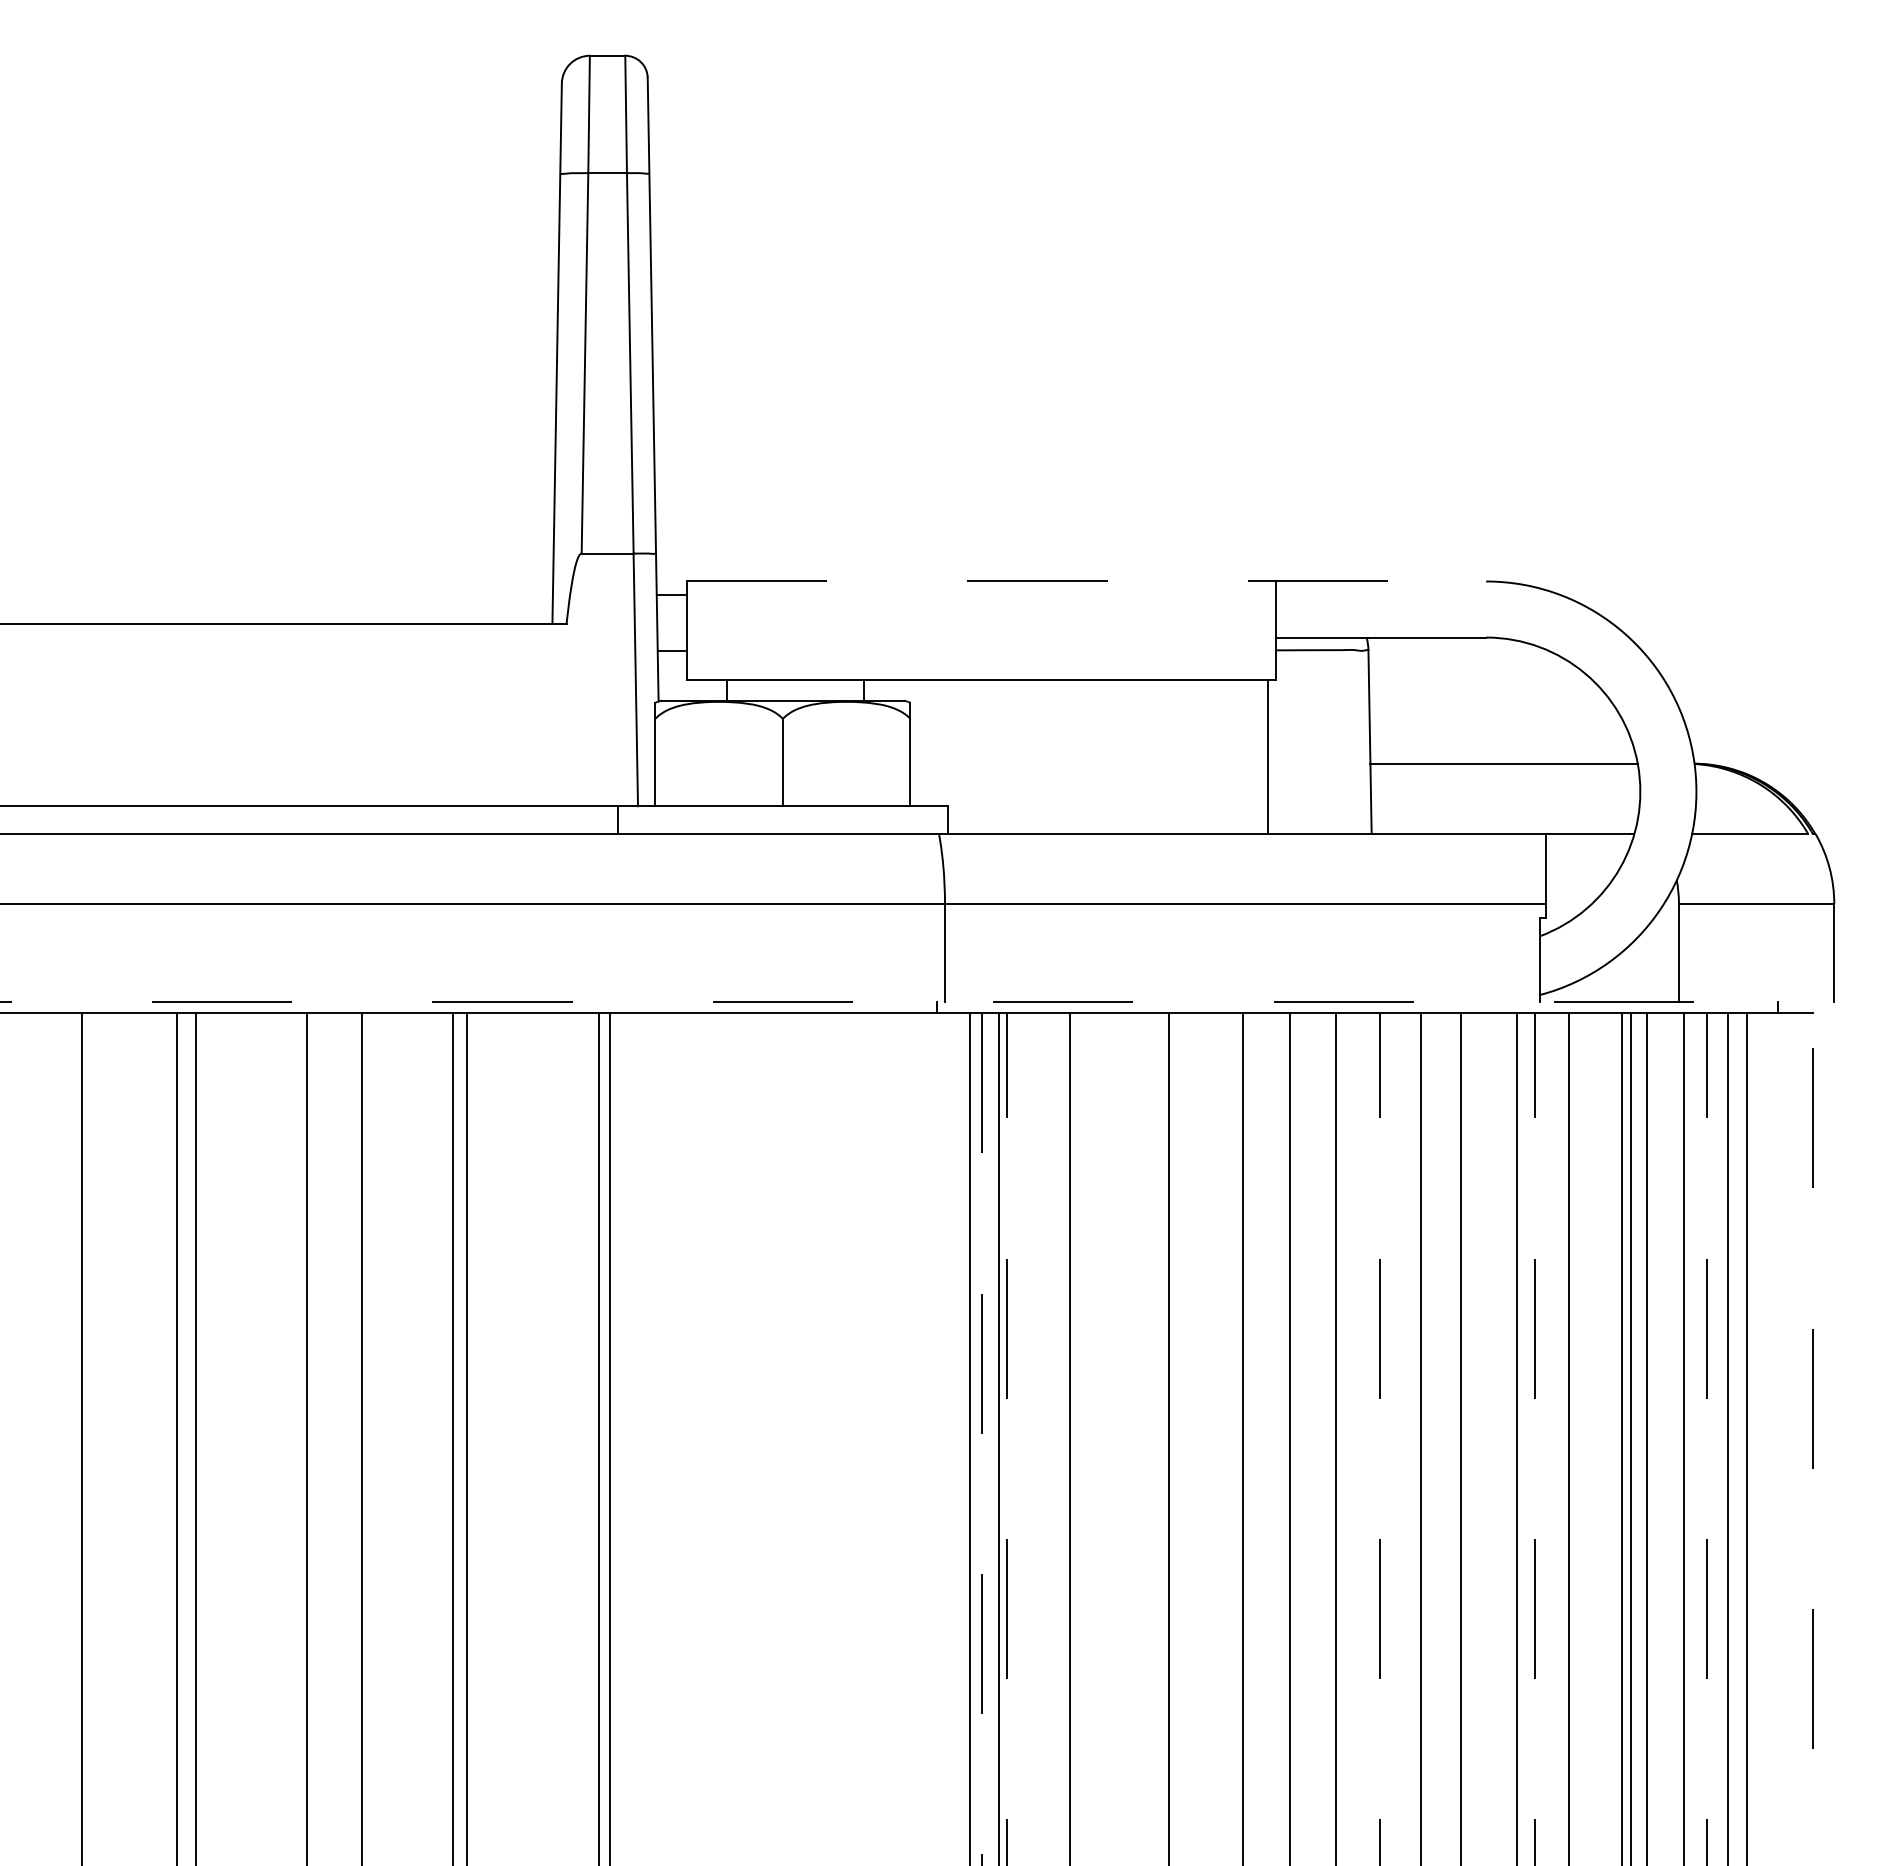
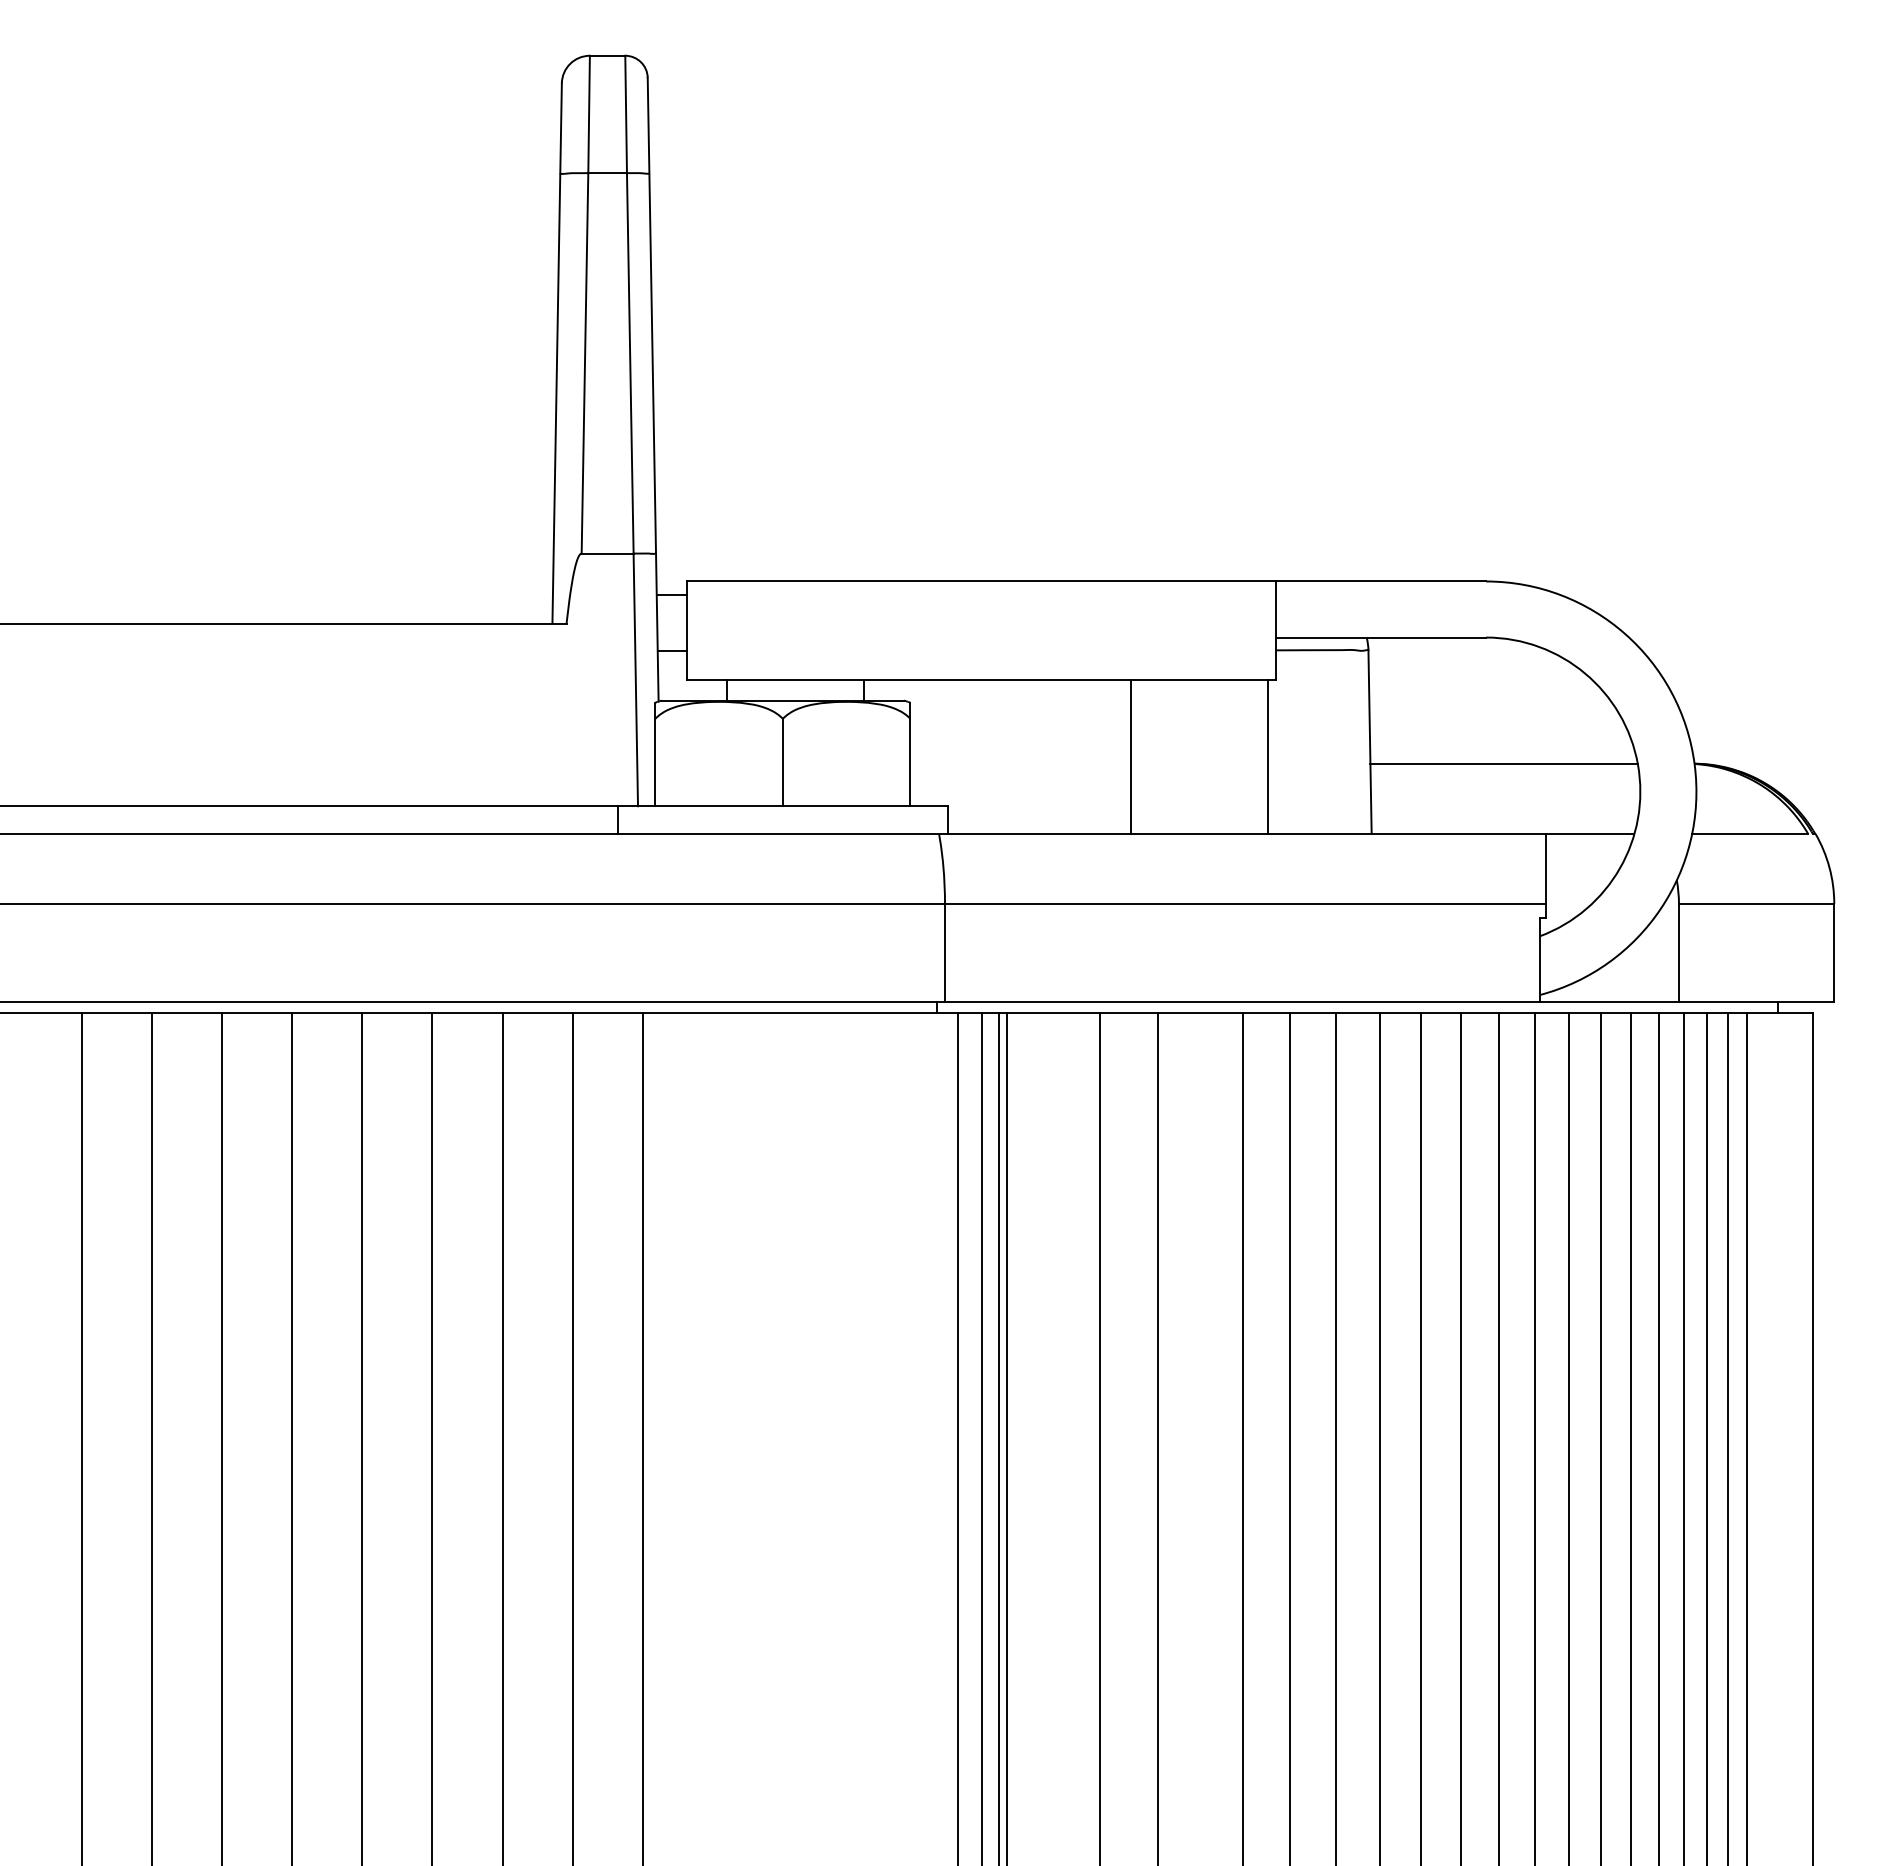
line: dashed -> solid (1086, 581)
line: none -> present (1130, 756)
line: dashed -> solid (917, 1002)
line position: (177, 1437) -> (152, 1437) (152, 1437)
line position: (196, 1437) -> (222, 1437) (222, 1437)
line position: (307, 1437) -> (292, 1437) (292, 1437)
line position: (453, 1437) -> (432, 1437) (432, 1437)
line position: (466, 1437) -> (502, 1437) (502, 1437)
line position: (598, 1437) -> (572, 1437) (572, 1437)
line position: (609, 1437) -> (642, 1437) (642, 1437)
line position: (969, 1437) -> (957, 1437) (957, 1437)
line position: (1069, 1437) -> (1099, 1437) (1099, 1437)
line position: (1169, 1437) -> (1158, 1437) (1158, 1437)
line position: (1517, 1437) -> (1499, 1437) (1499, 1437)
line position: (1622, 1437) -> (1601, 1437) (1601, 1437)
line position: (1646, 1437) -> (1658, 1437) (1658, 1437)
line: dashed -> solid (1007, 1439)
line: dashed -> solid (1379, 1439)
line: dashed -> solid (1535, 1439)
line: dashed -> solid (1707, 1439)
line: dashed -> solid (1813, 1439)
line: dashed -> solid (982, 1440)
